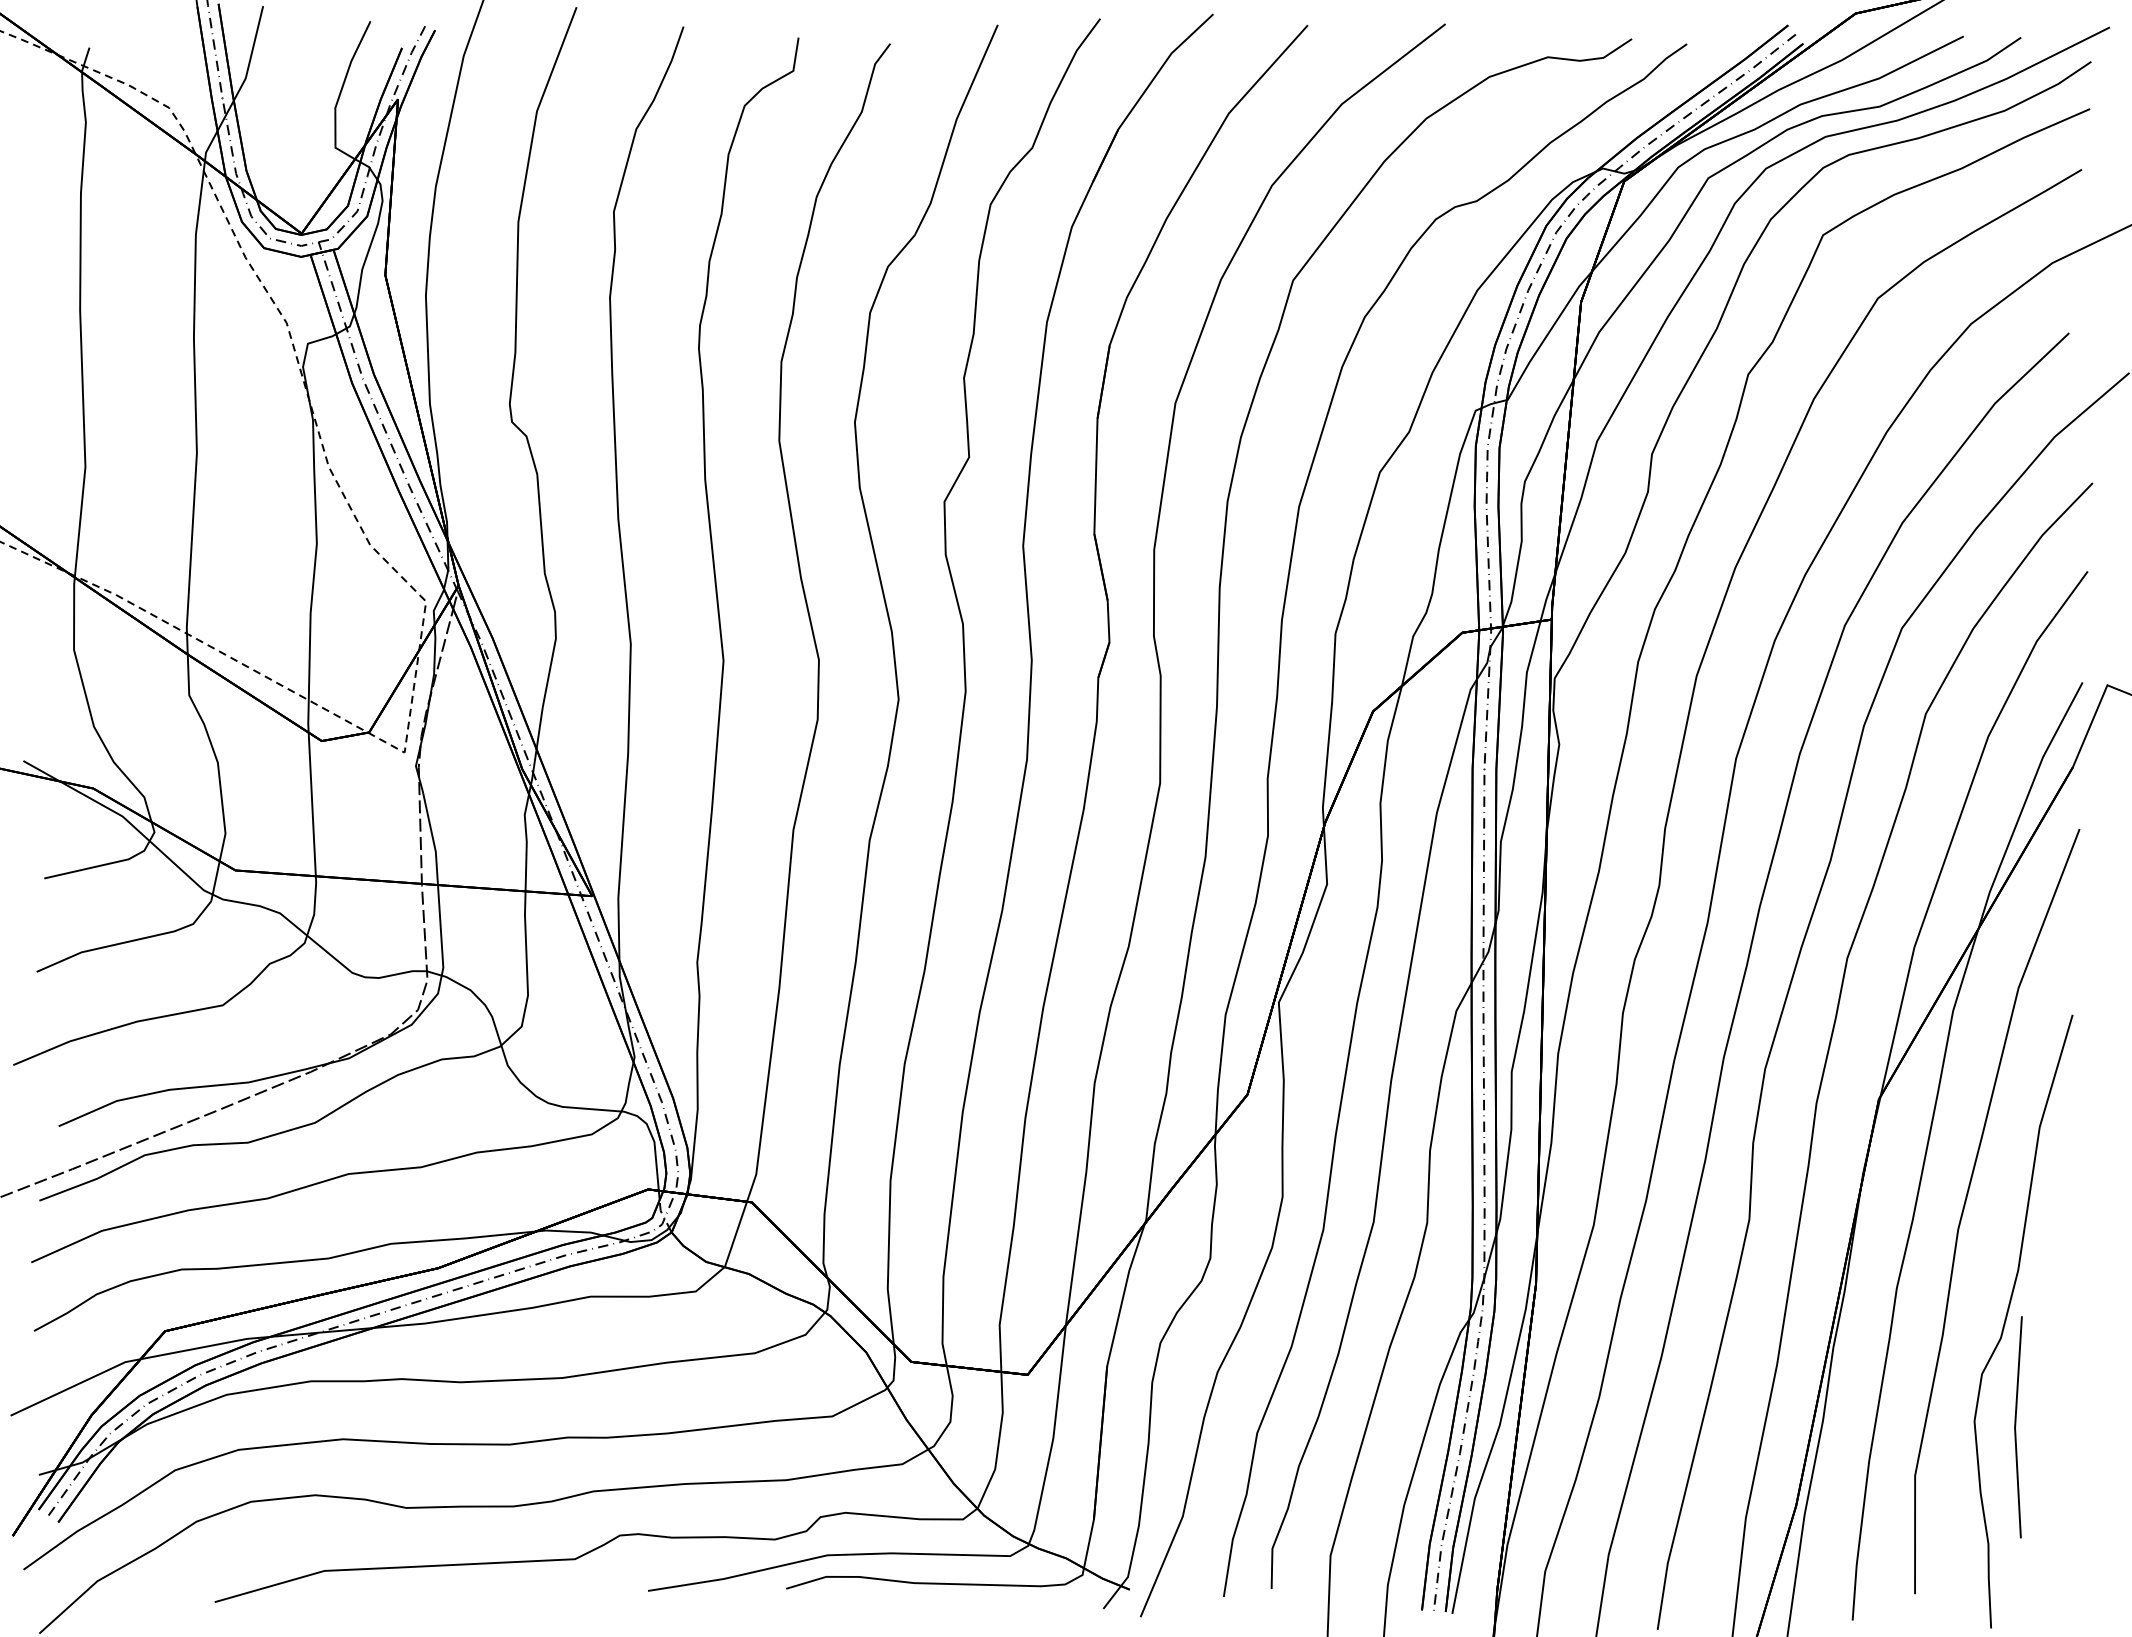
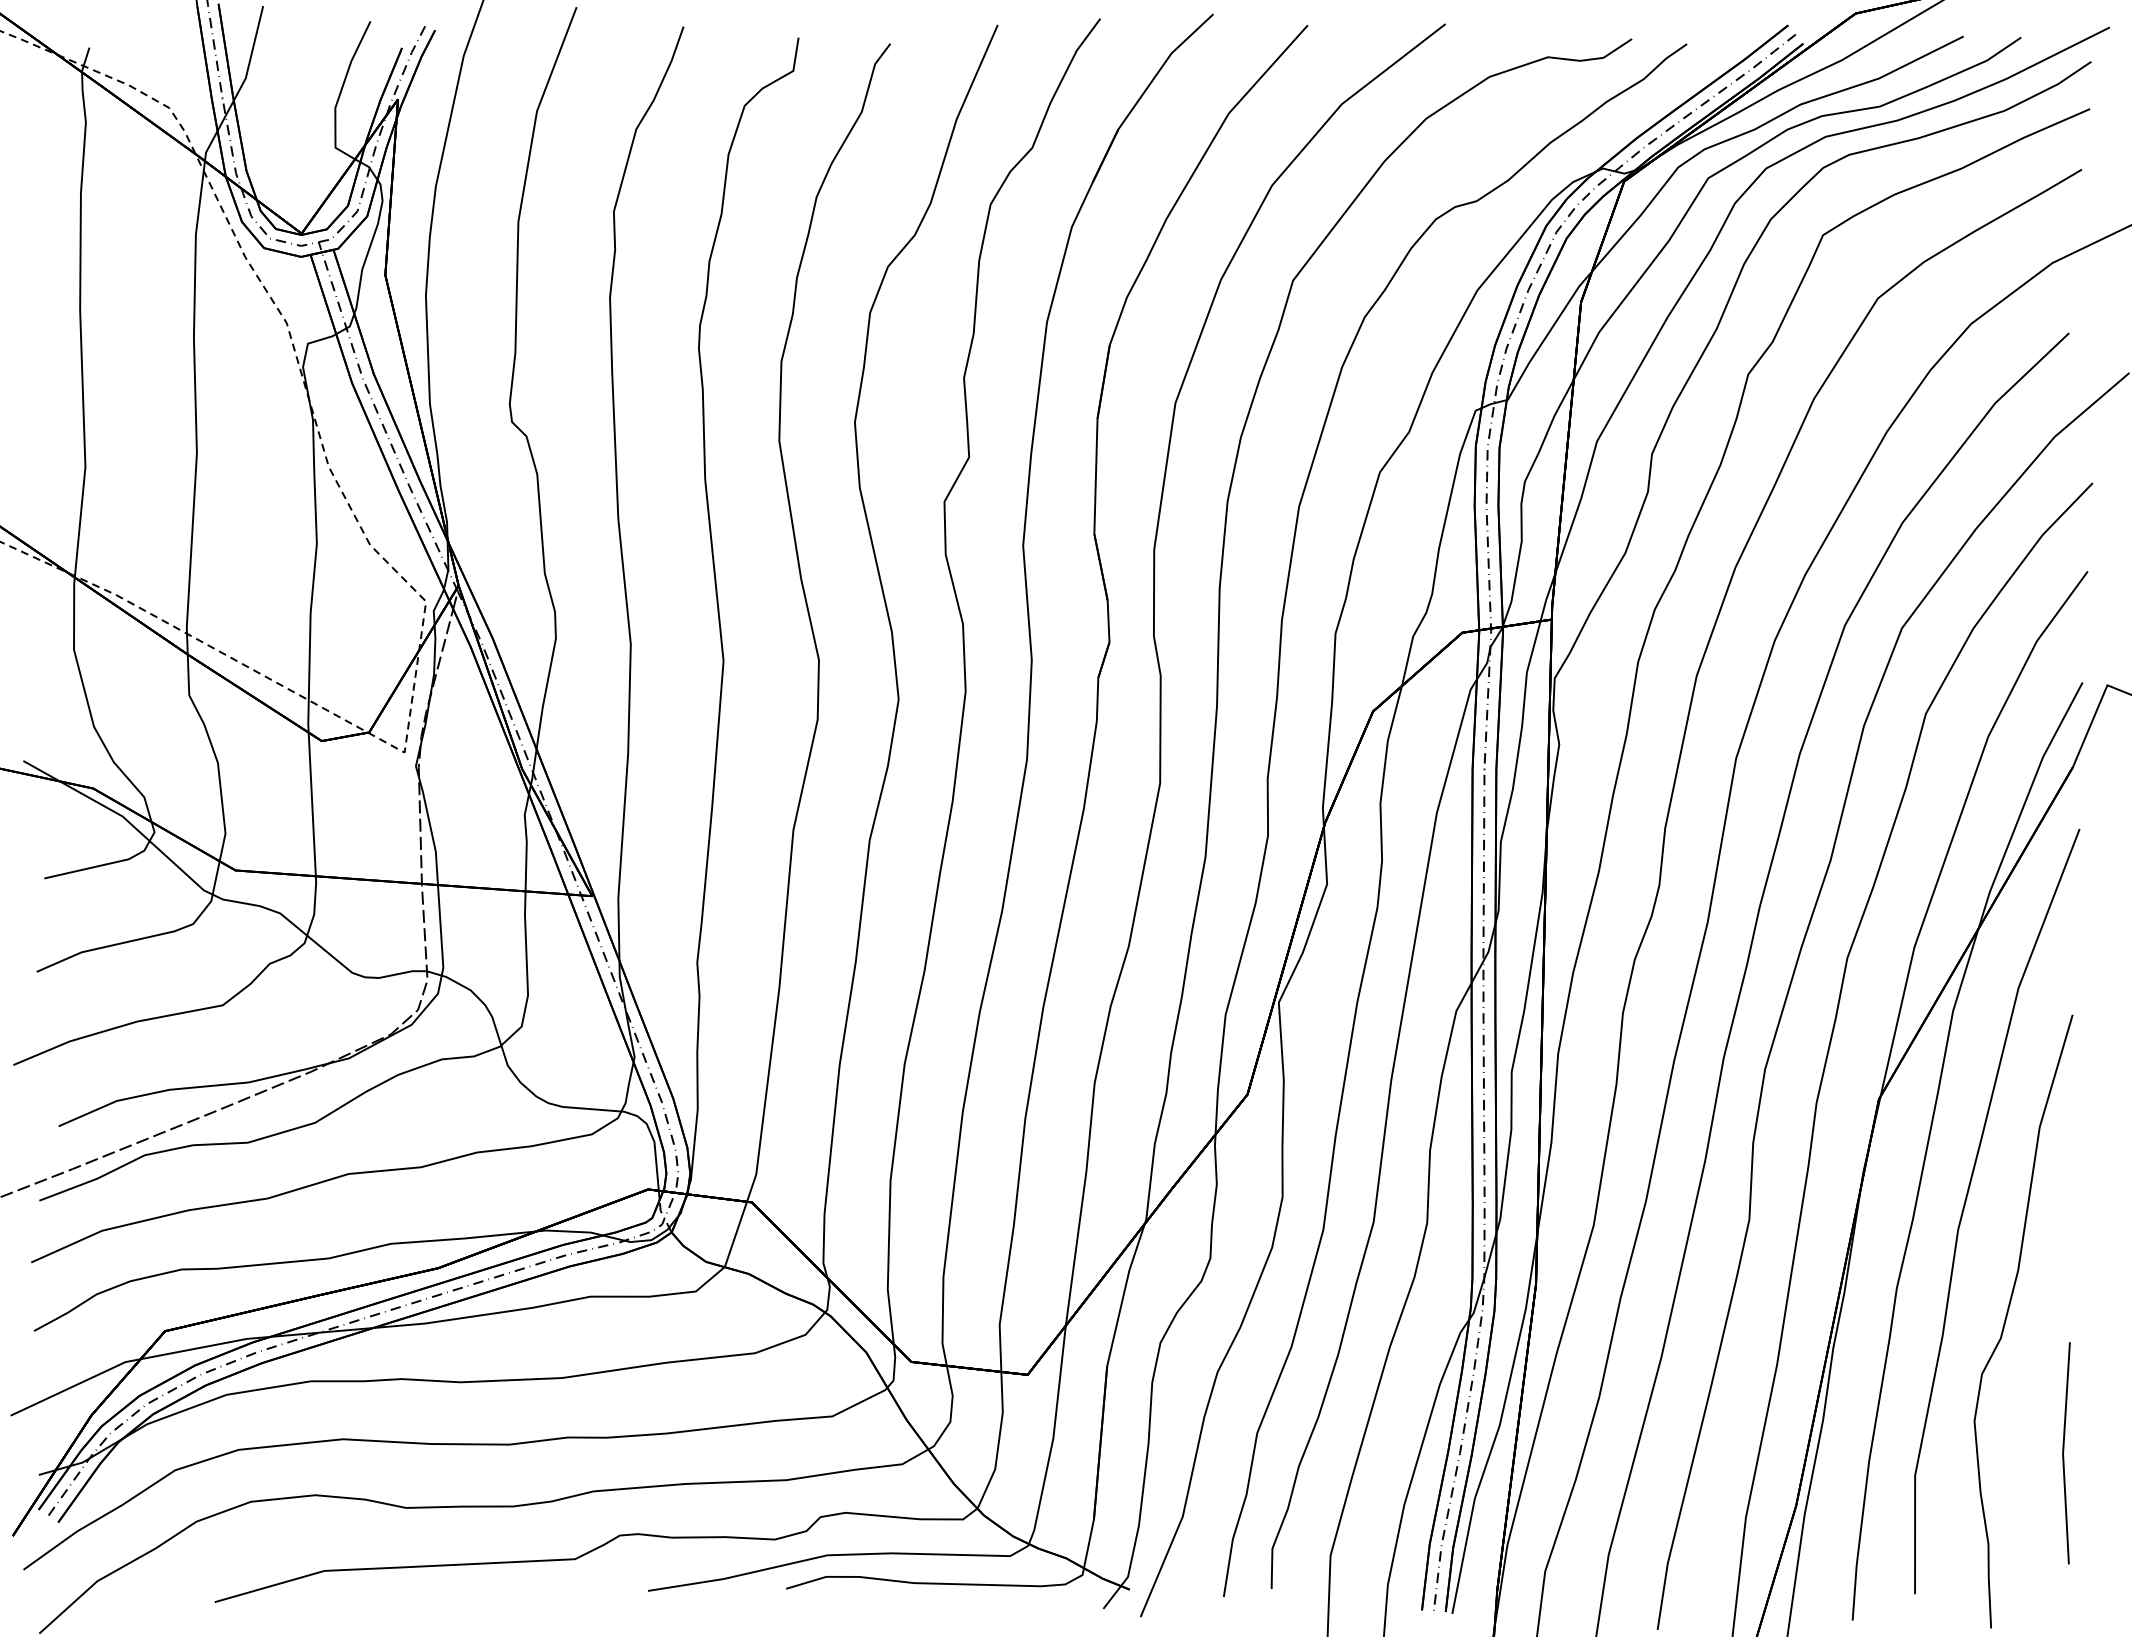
line position: (2016, 1425) -> (2064, 1451) (2064, 1451)
